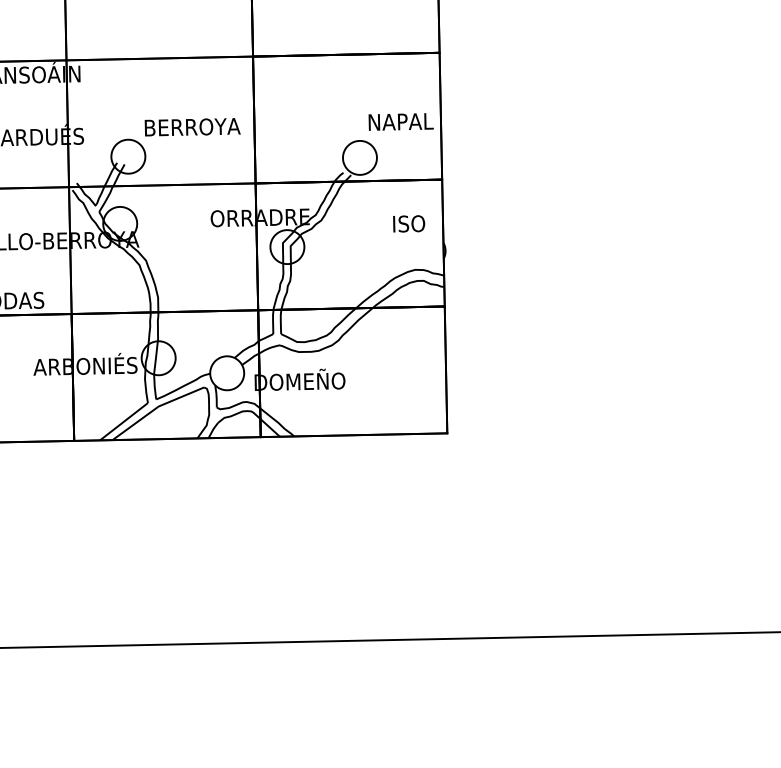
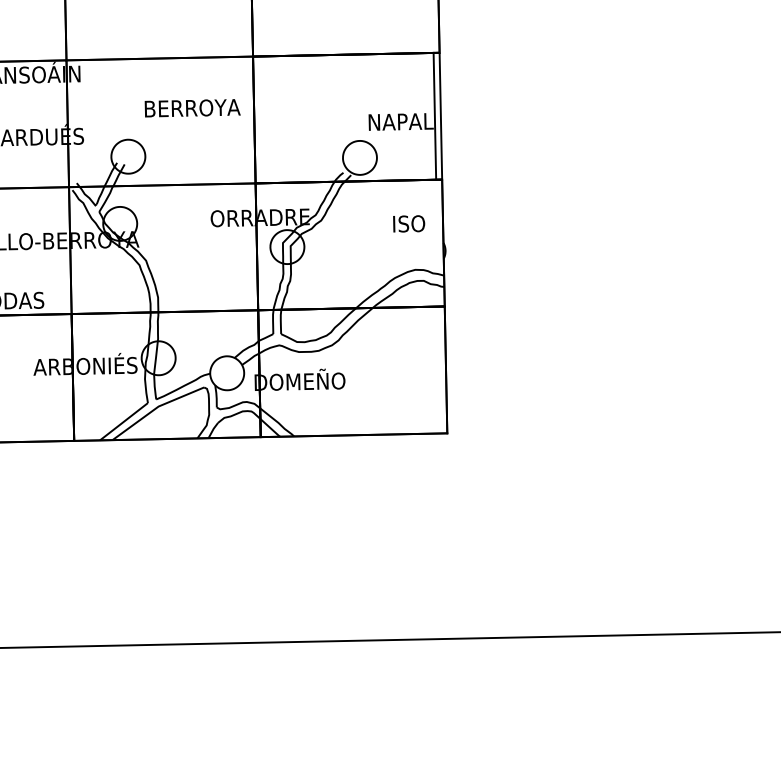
line position: (440, 115) -> (434, 115) (434, 115)
text position: (192, 127) -> (192, 108) (192, 108)
